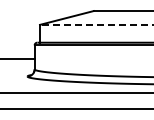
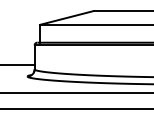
line: dashed -> solid (96, 24)
line position: (18, 59) -> (18, 65) (18, 65)
